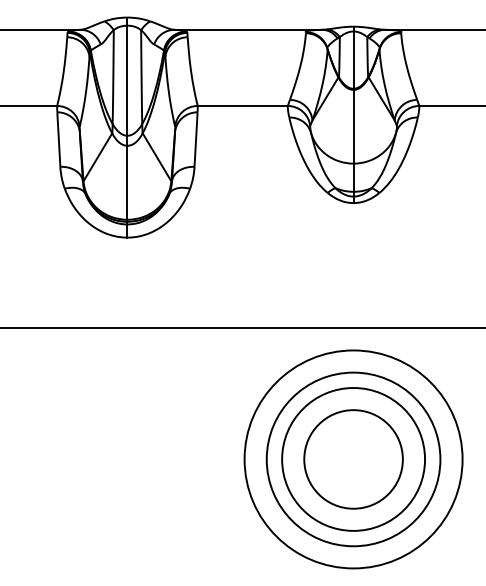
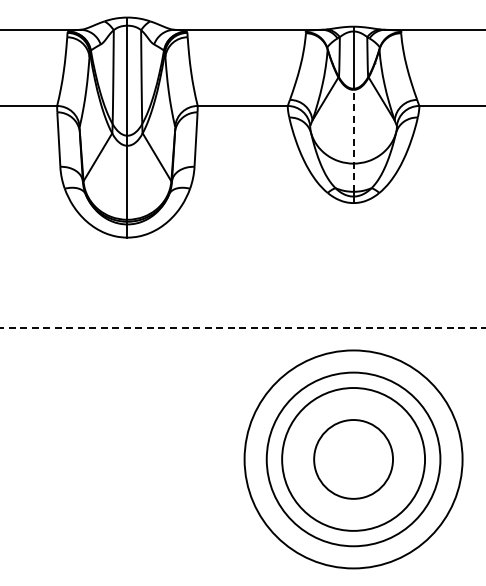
line: solid -> dashed (353, 140)
line: solid -> dashed (243, 327)
circle diameter: 99 px -> 79 px (353, 459)
